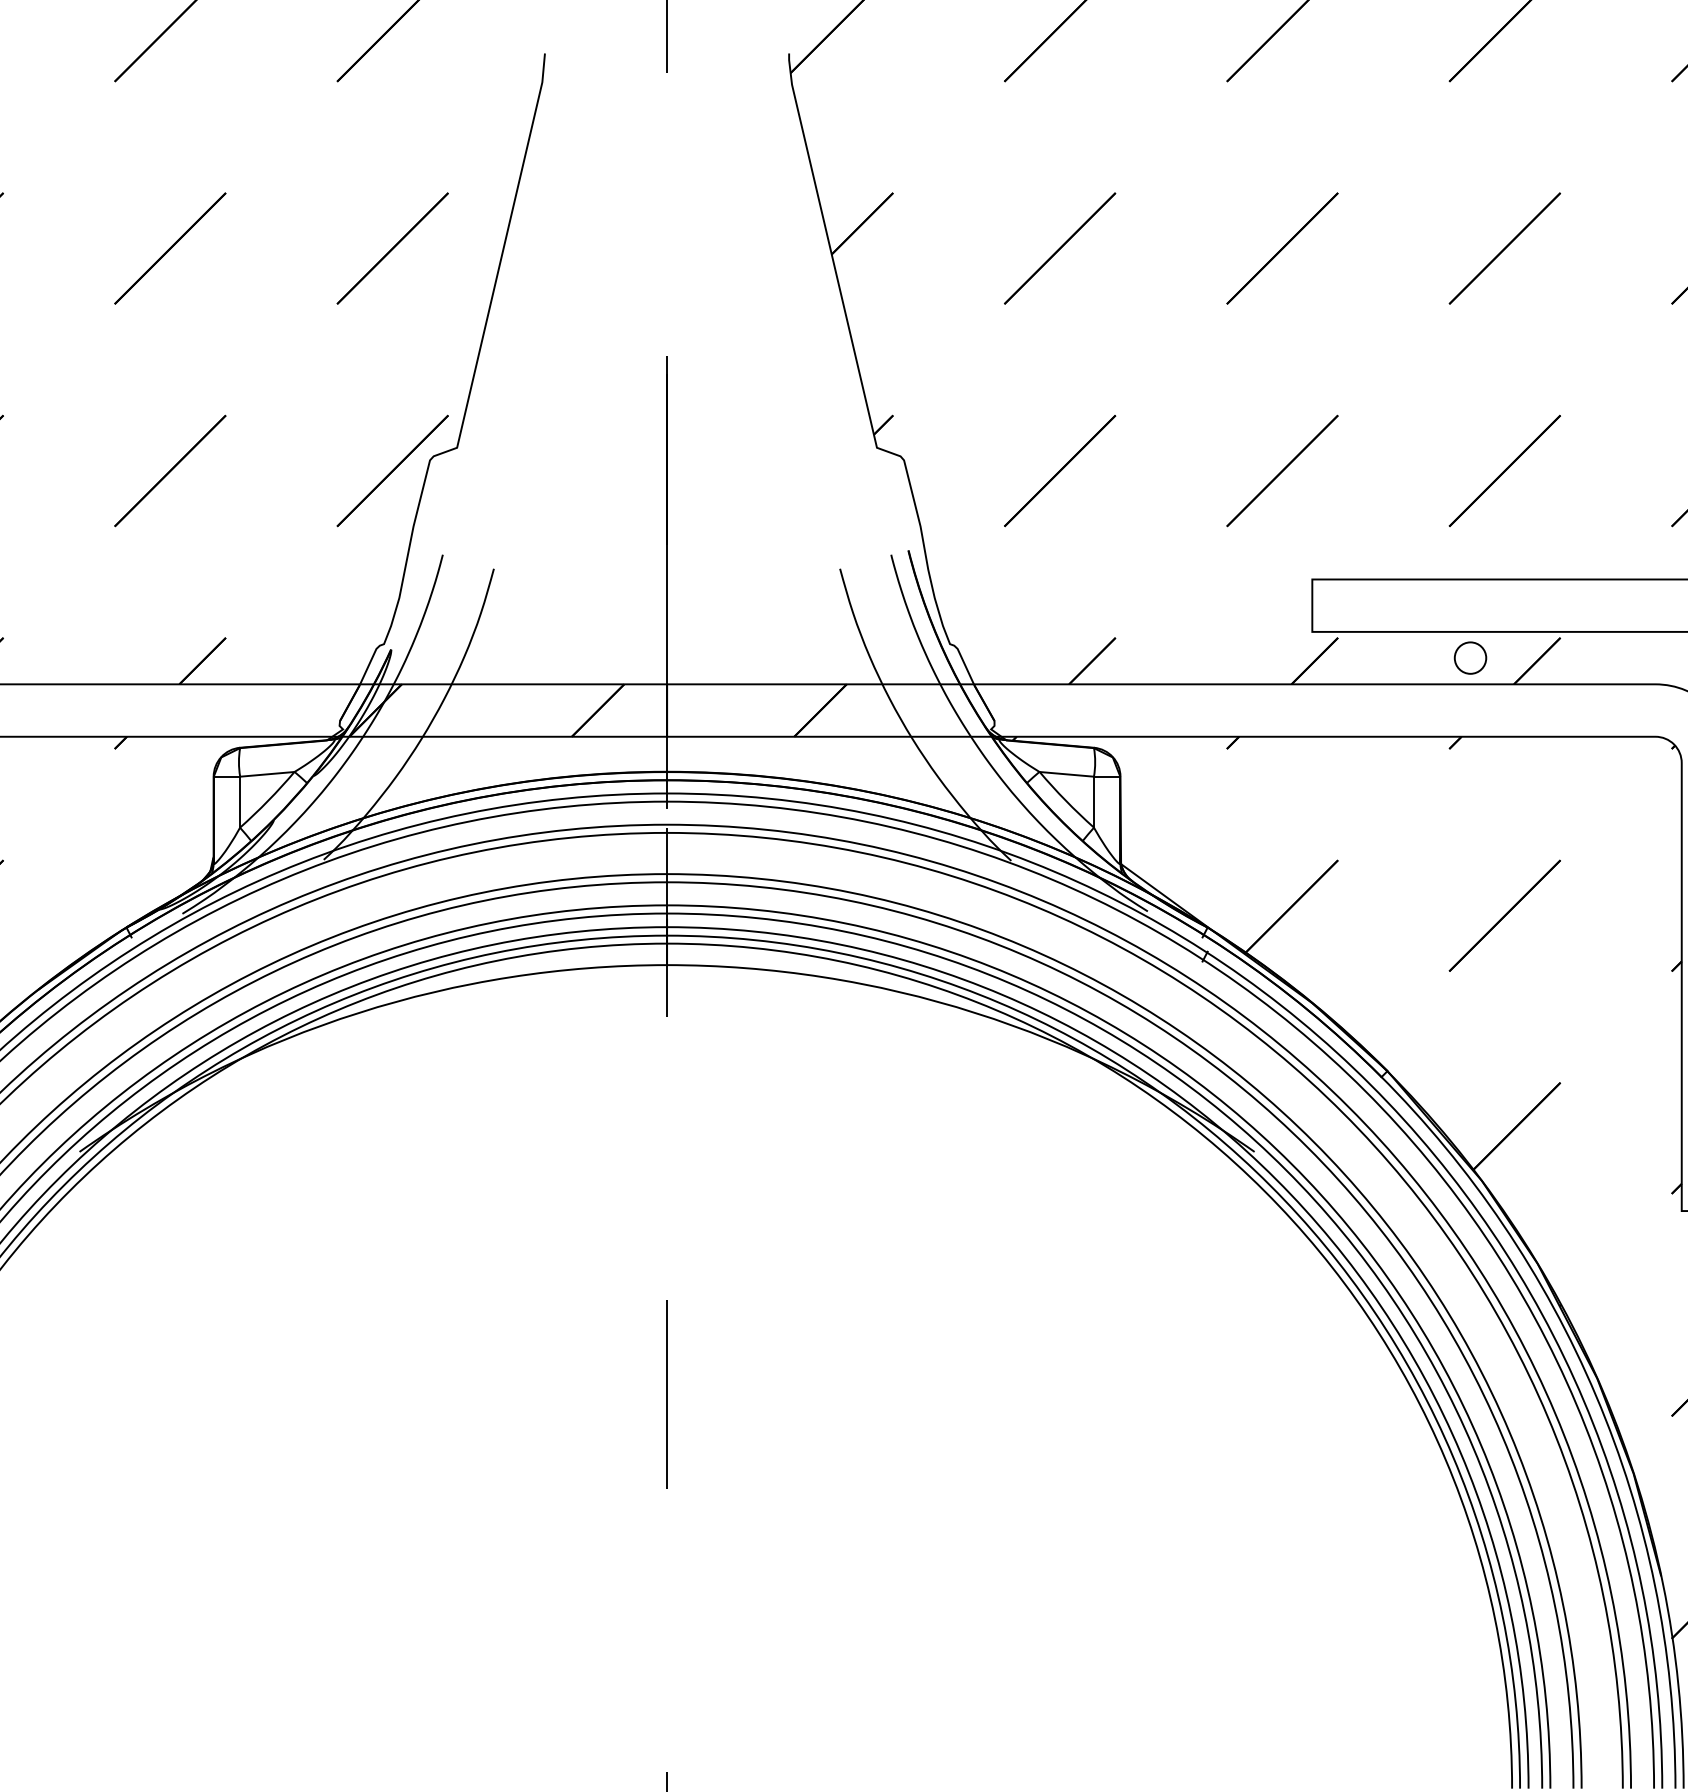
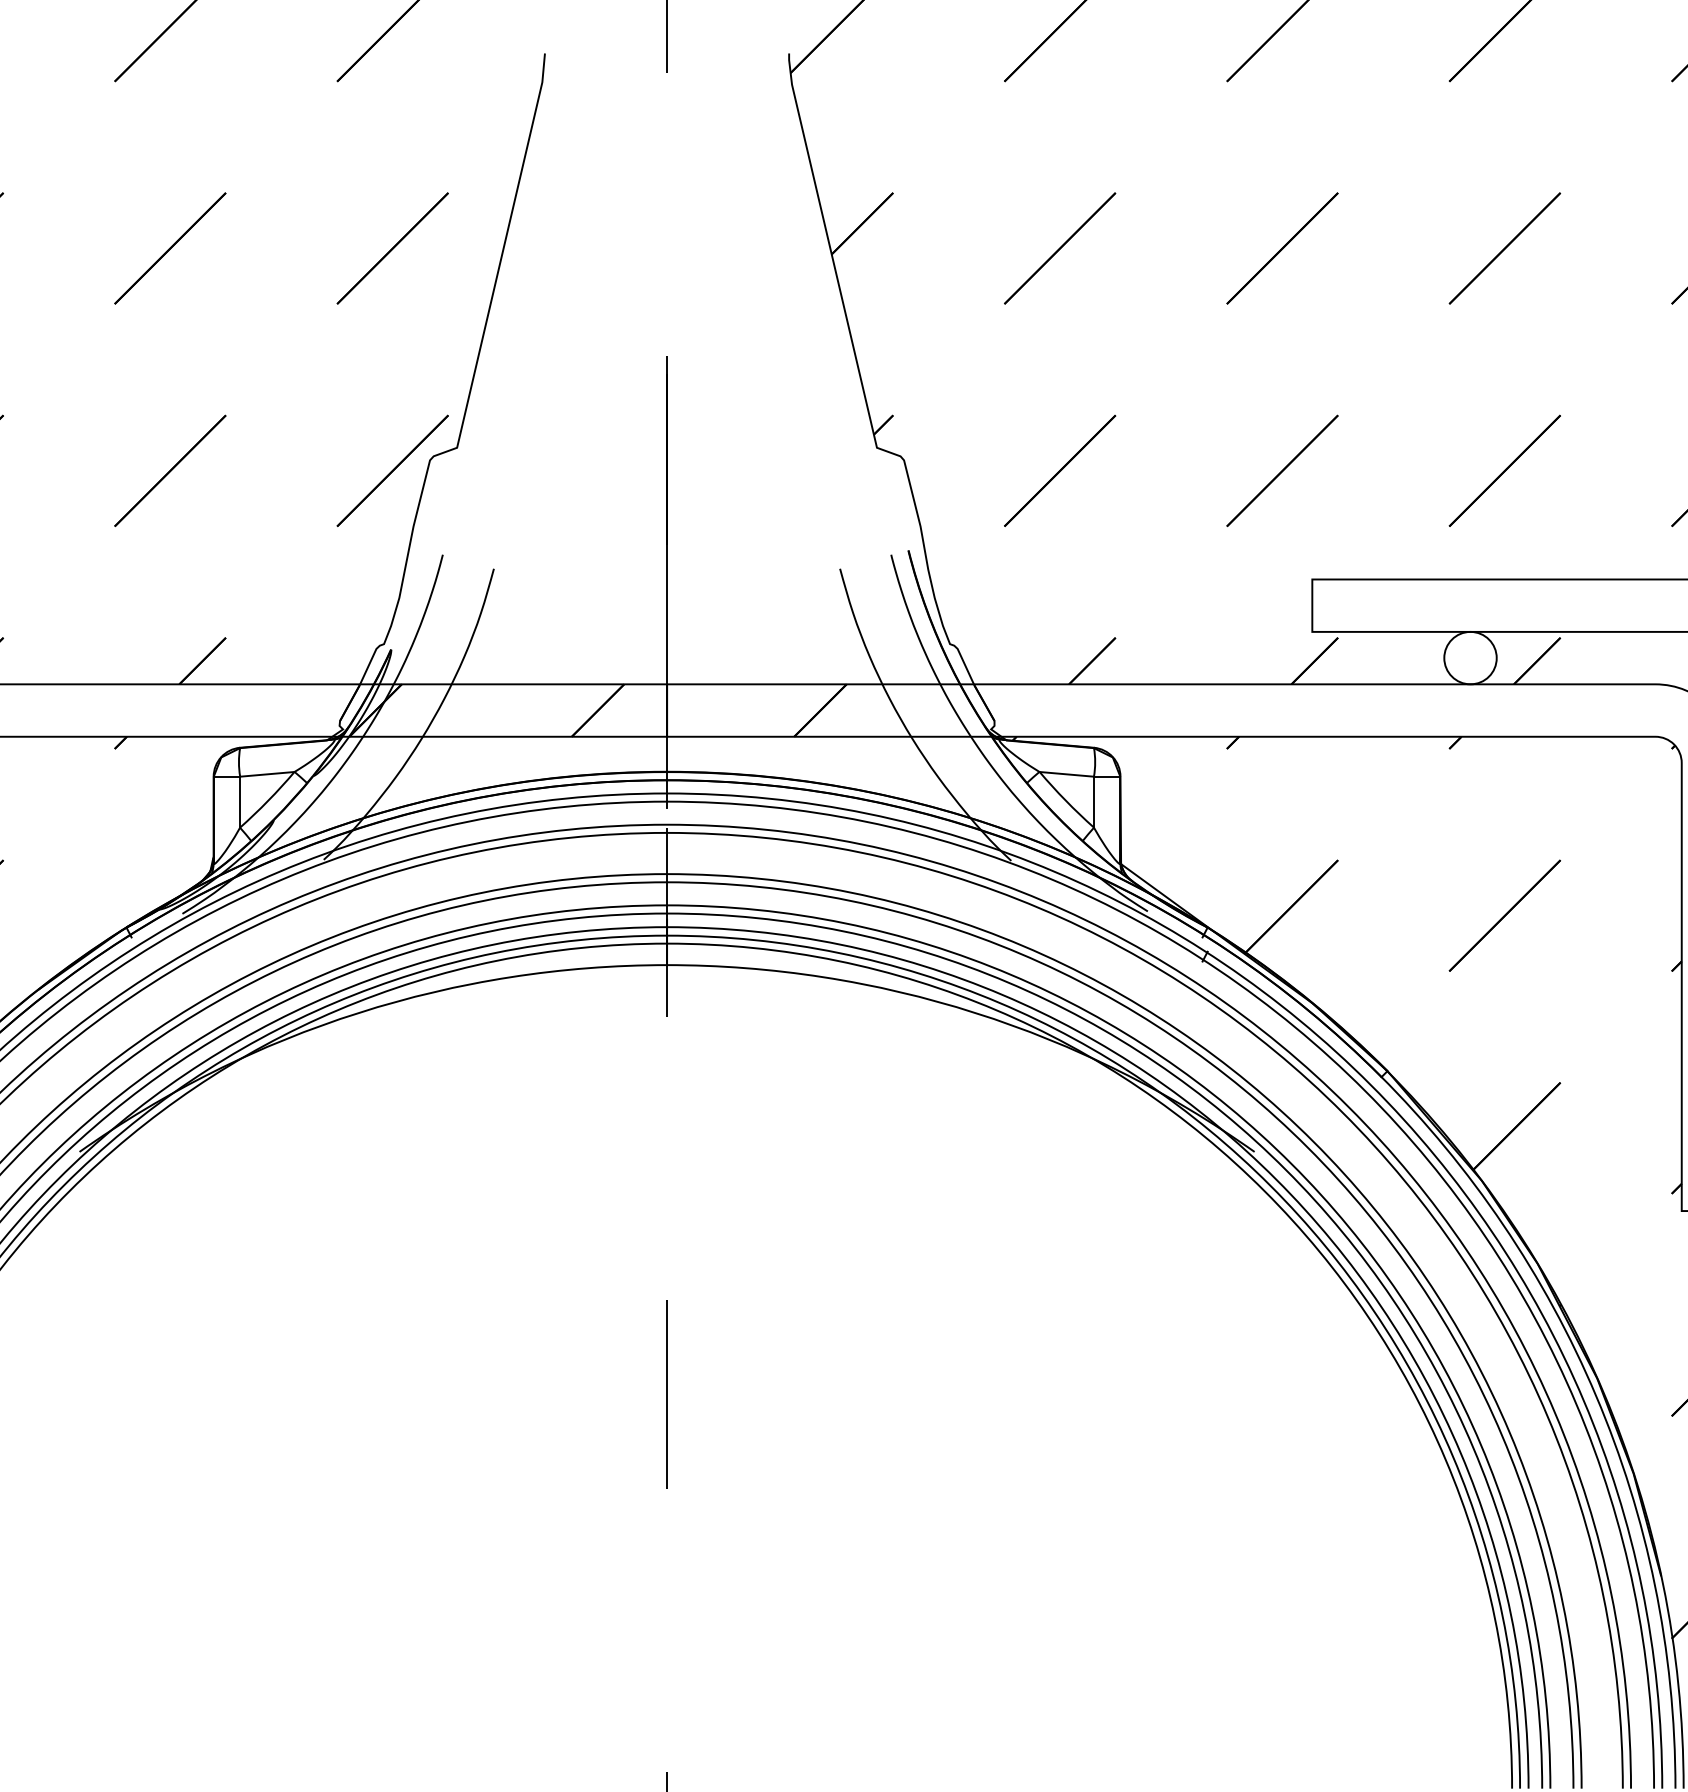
circle diameter: 31 px -> 52 px (1470, 657)
